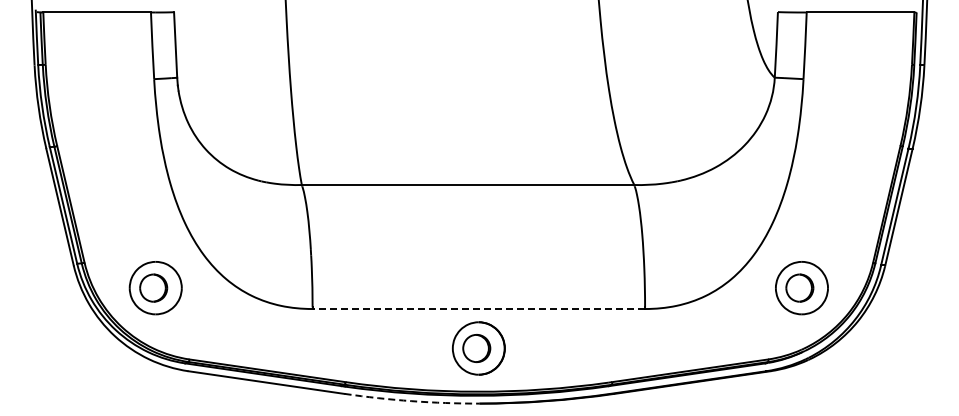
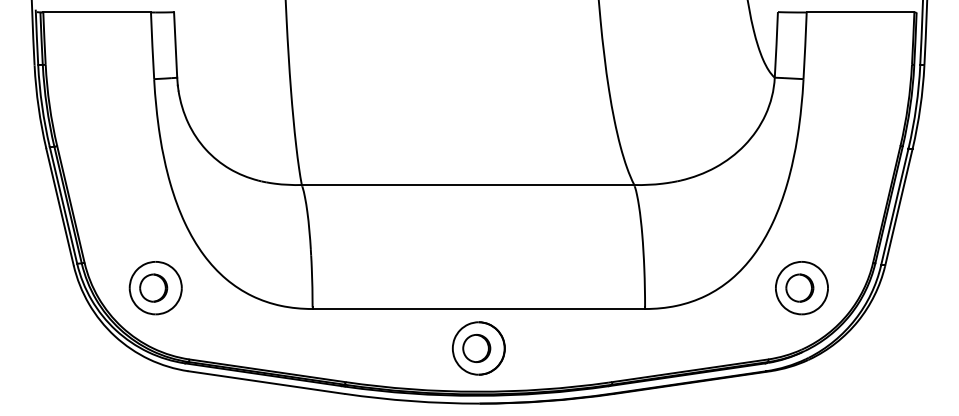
line: dashed -> solid (478, 309)
arc: dashed -> solid (411, 401)
